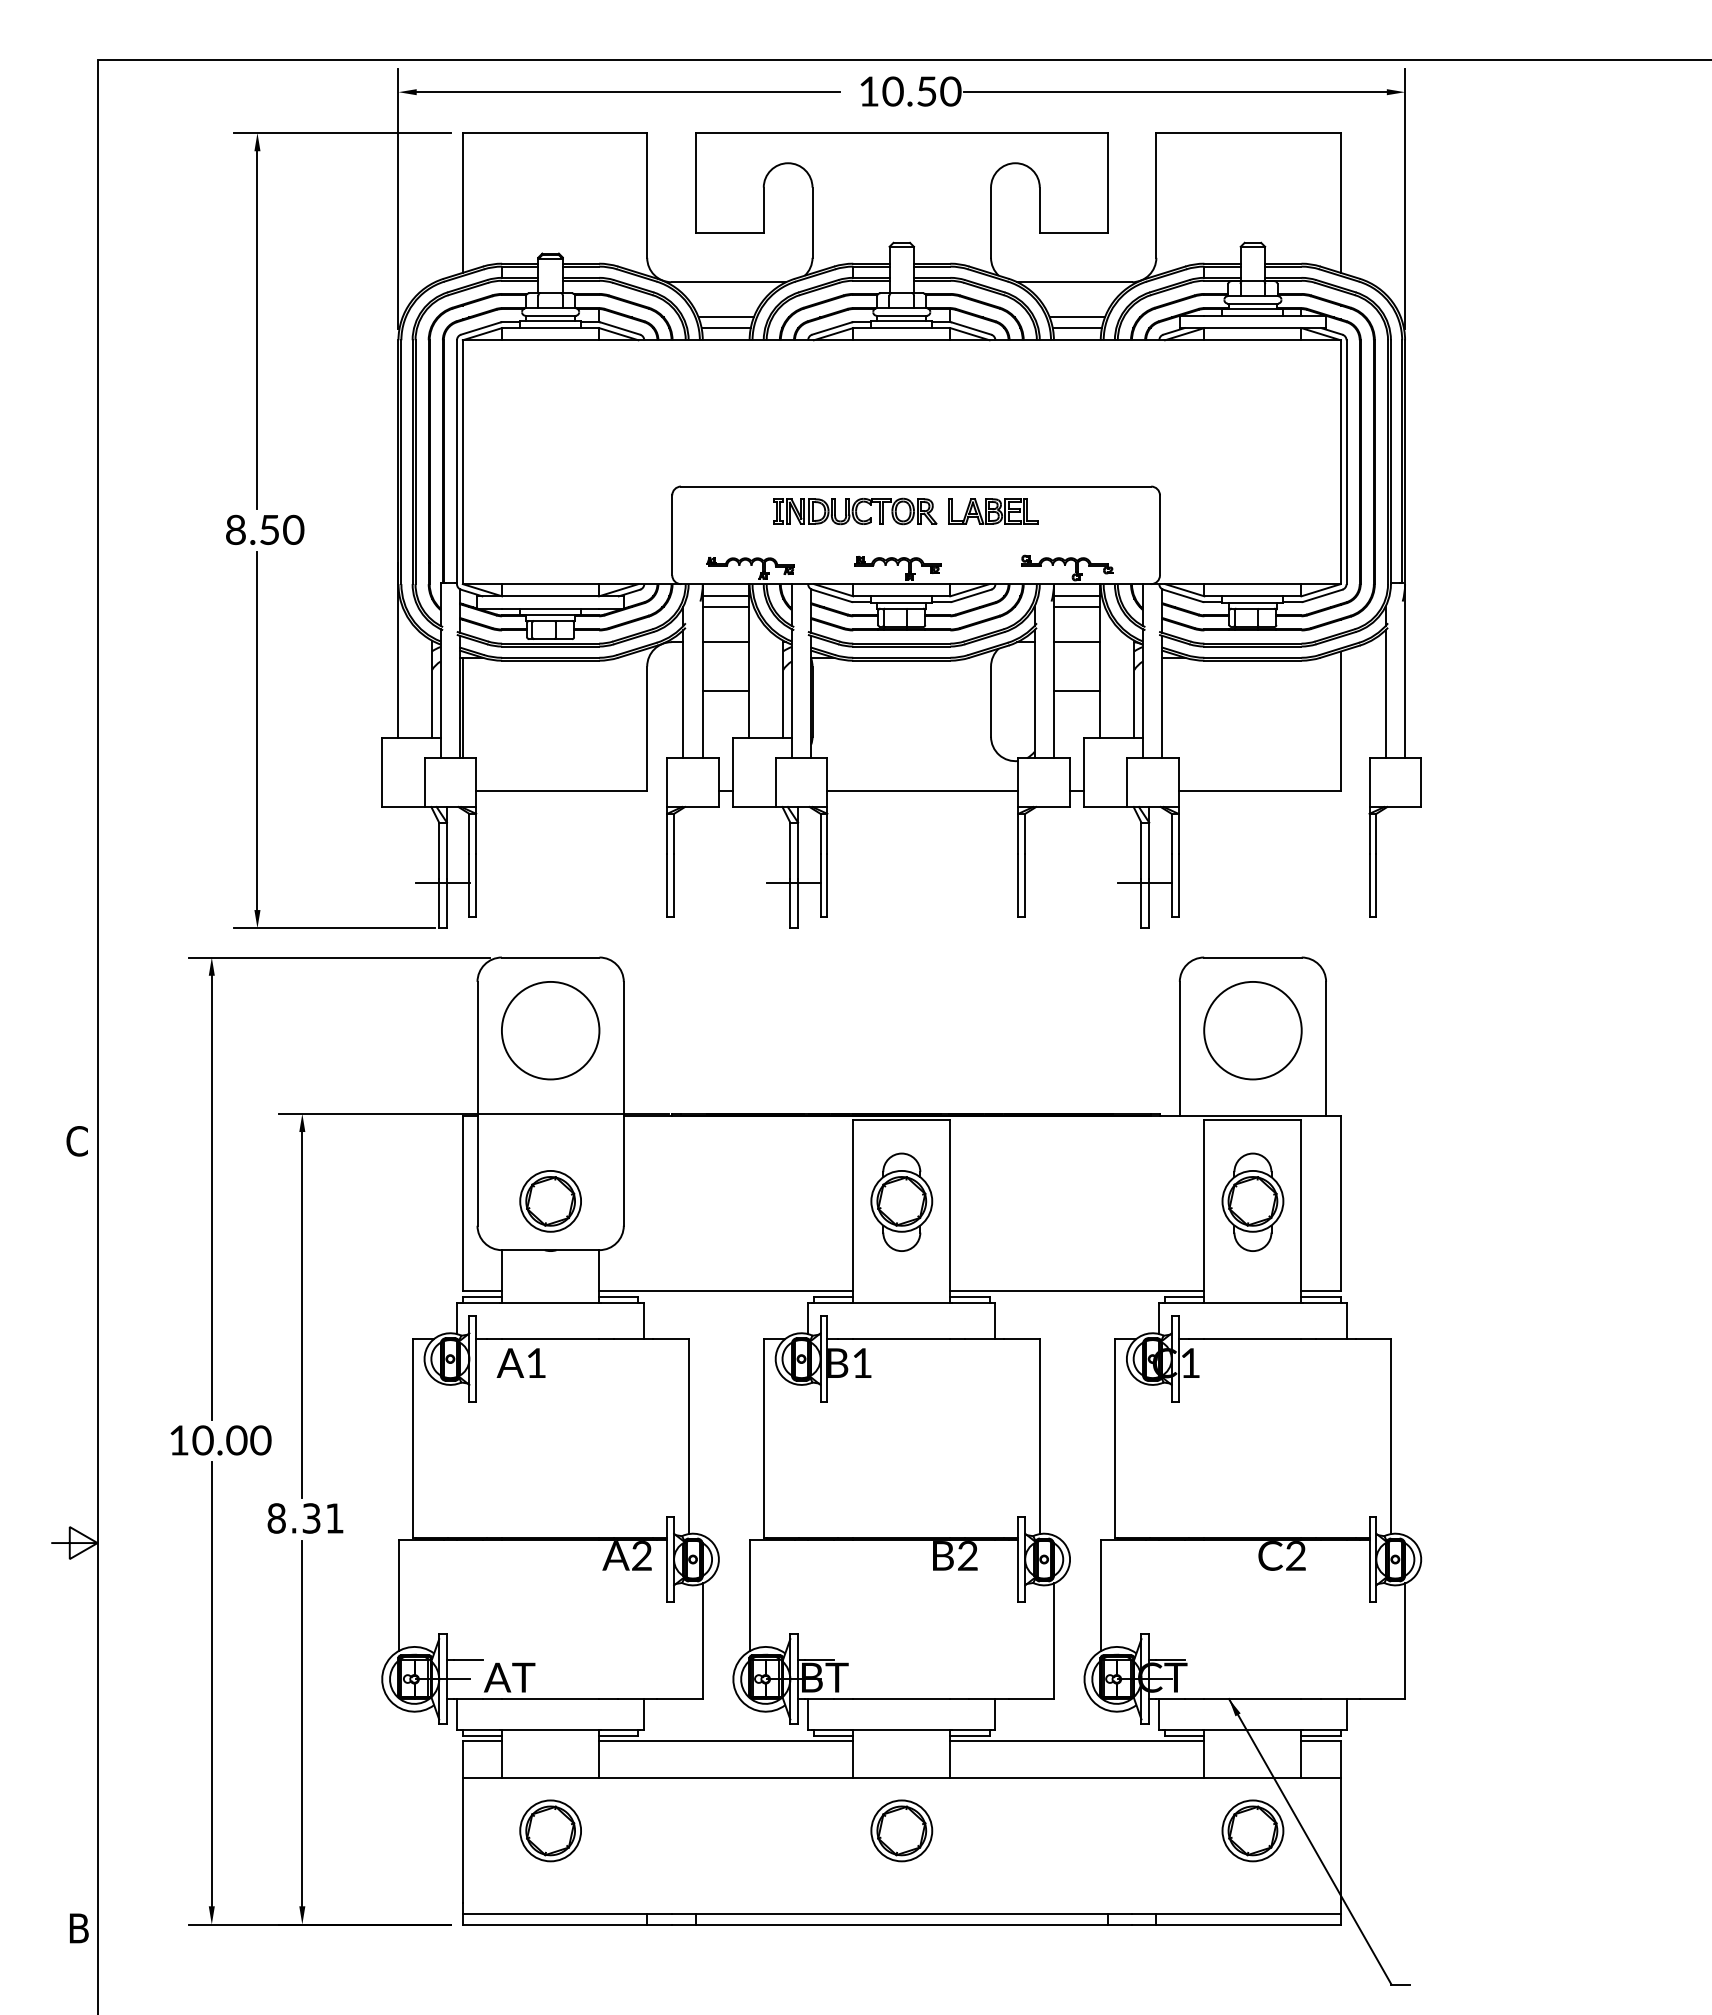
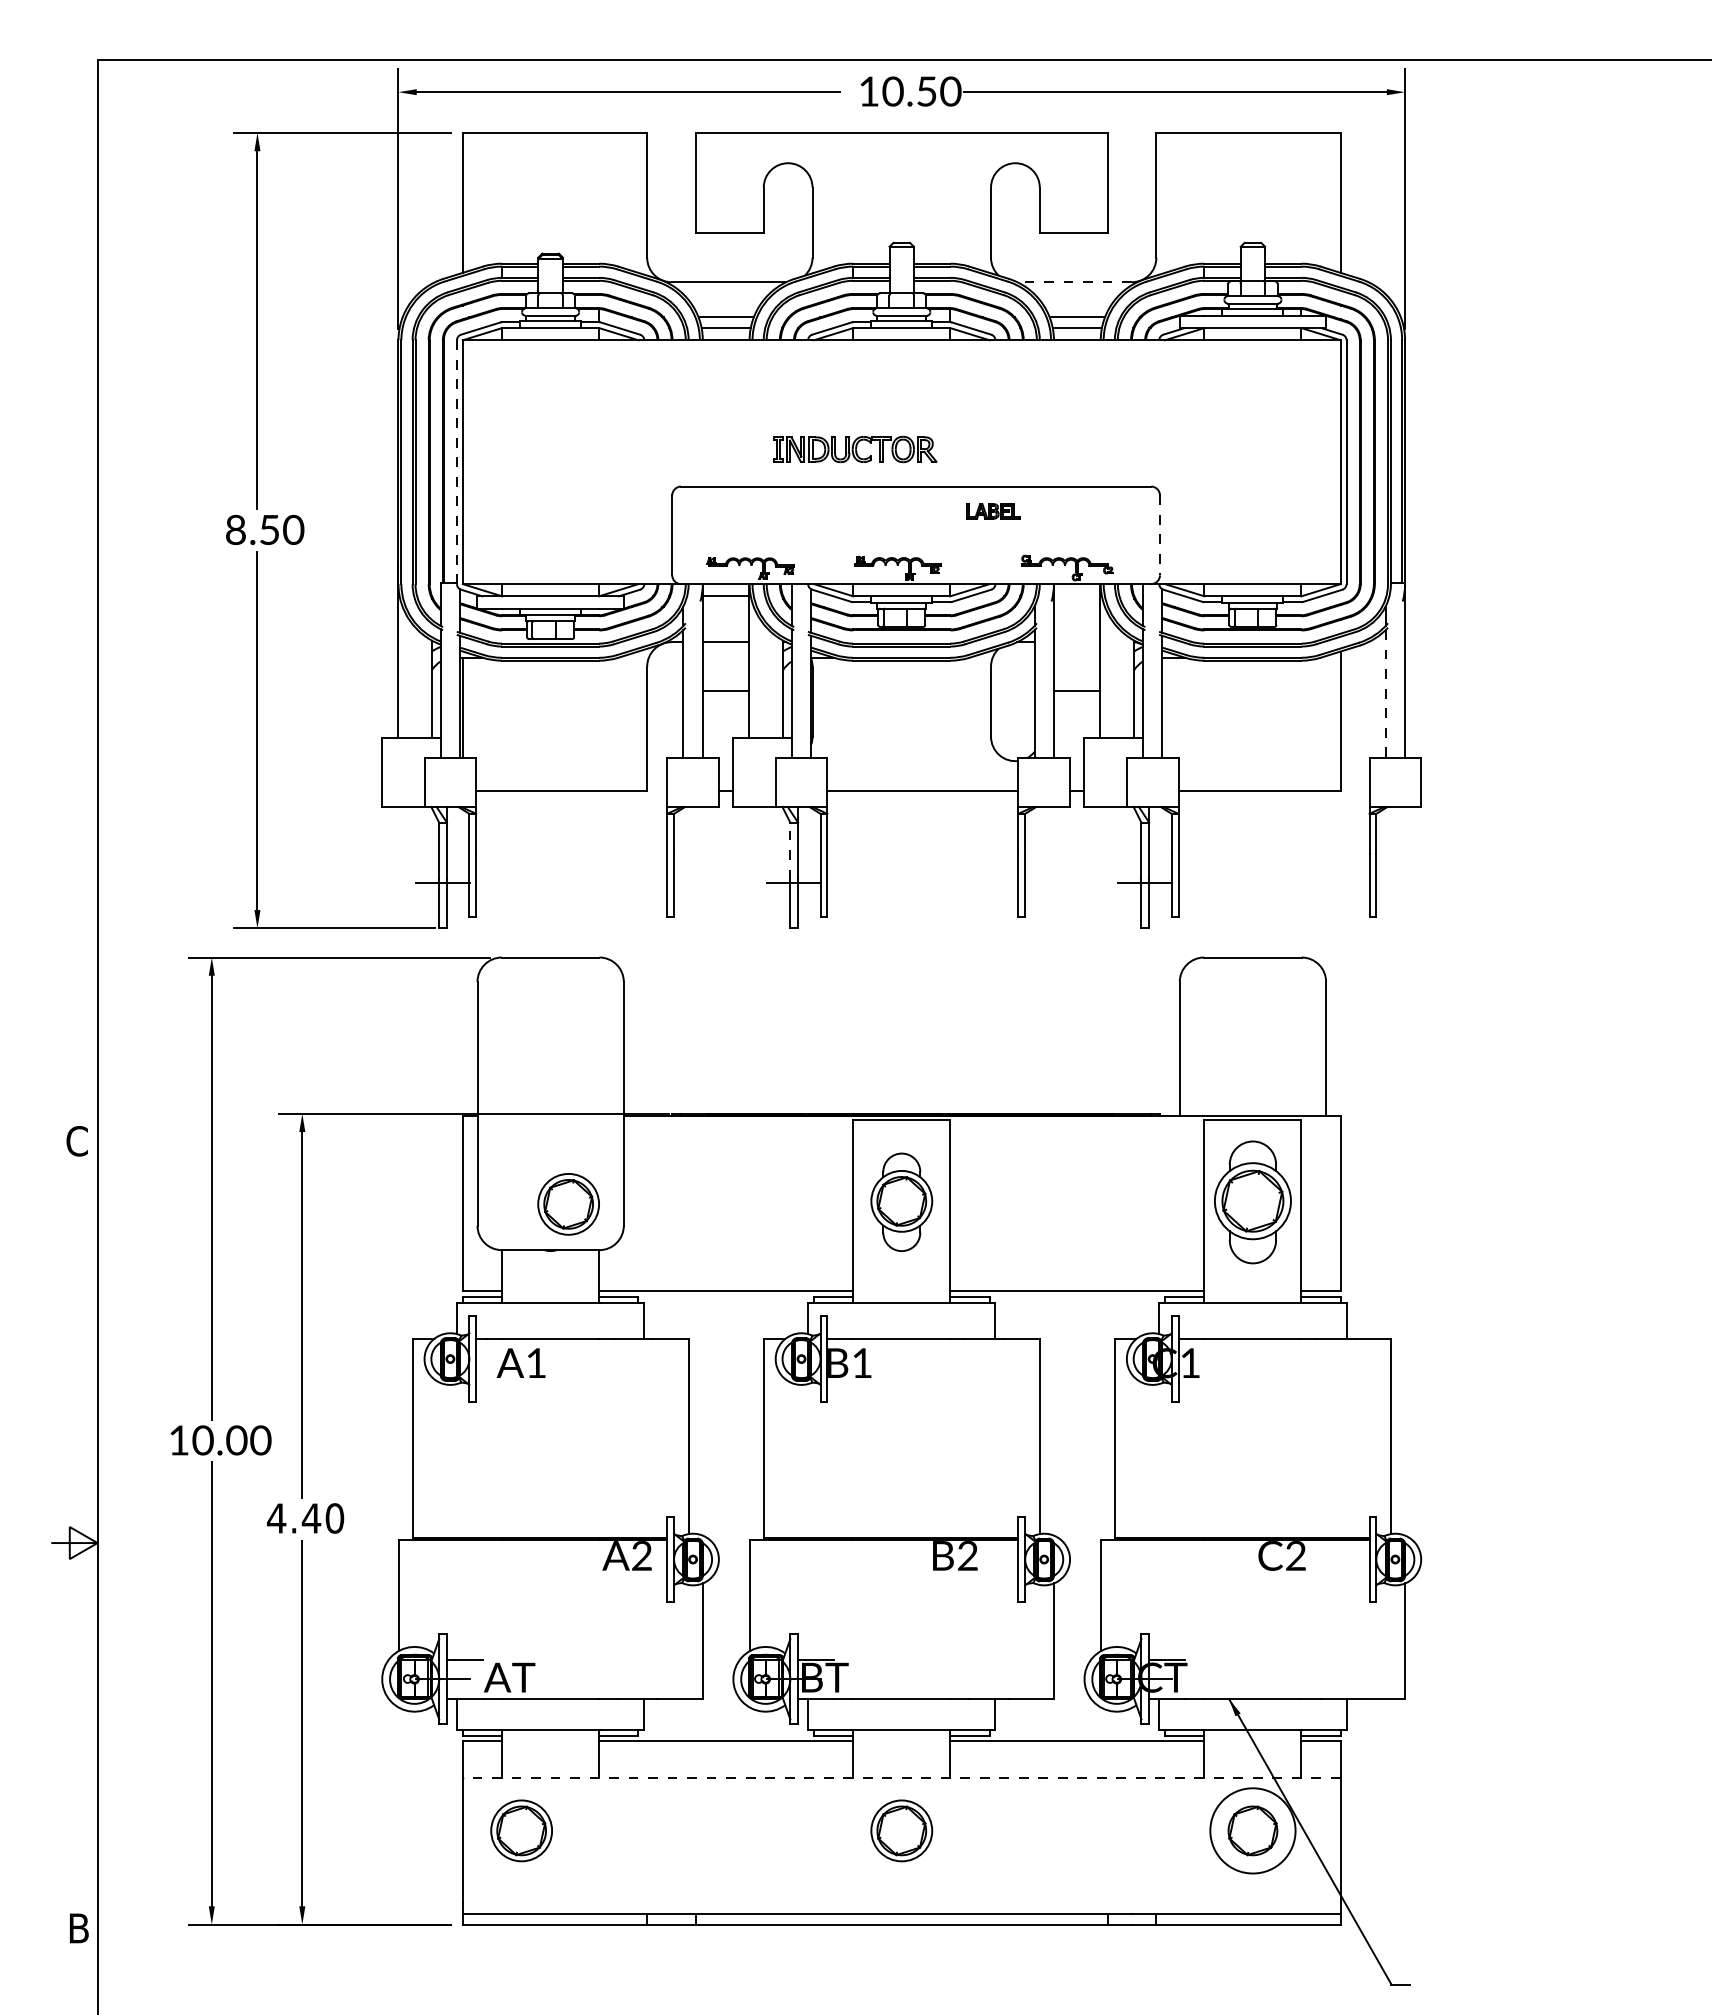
line: solid -> dashed (1074, 282)
line: solid -> dashed (457, 462)
part position: (855, 511) -> (855, 449) (855, 449)
part size: 91x27 px -> 55x17 px (993, 511)
line: solid -> dashed (1159, 535)
line: present -> none (1076, 596)
line: present -> none (725, 607)
line: present -> none (1076, 607)
line: present -> none (1076, 642)
line: solid -> dashed (1385, 694)
line: solid -> dashed (790, 850)
circle: present -> none (550, 1030)
circle: present -> none (1252, 1030)
part position: (550, 1201) -> (568, 1204) (568, 1204)
part size: 64x100 px -> 78x125 px (1252, 1202)
text: 8.31 -> 4.40 (305, 1518)
line: solid -> dashed (901, 1778)
part position: (550, 1830) -> (521, 1830) (521, 1830)
circle diameter: 61 px -> 85 px (1252, 1830)
